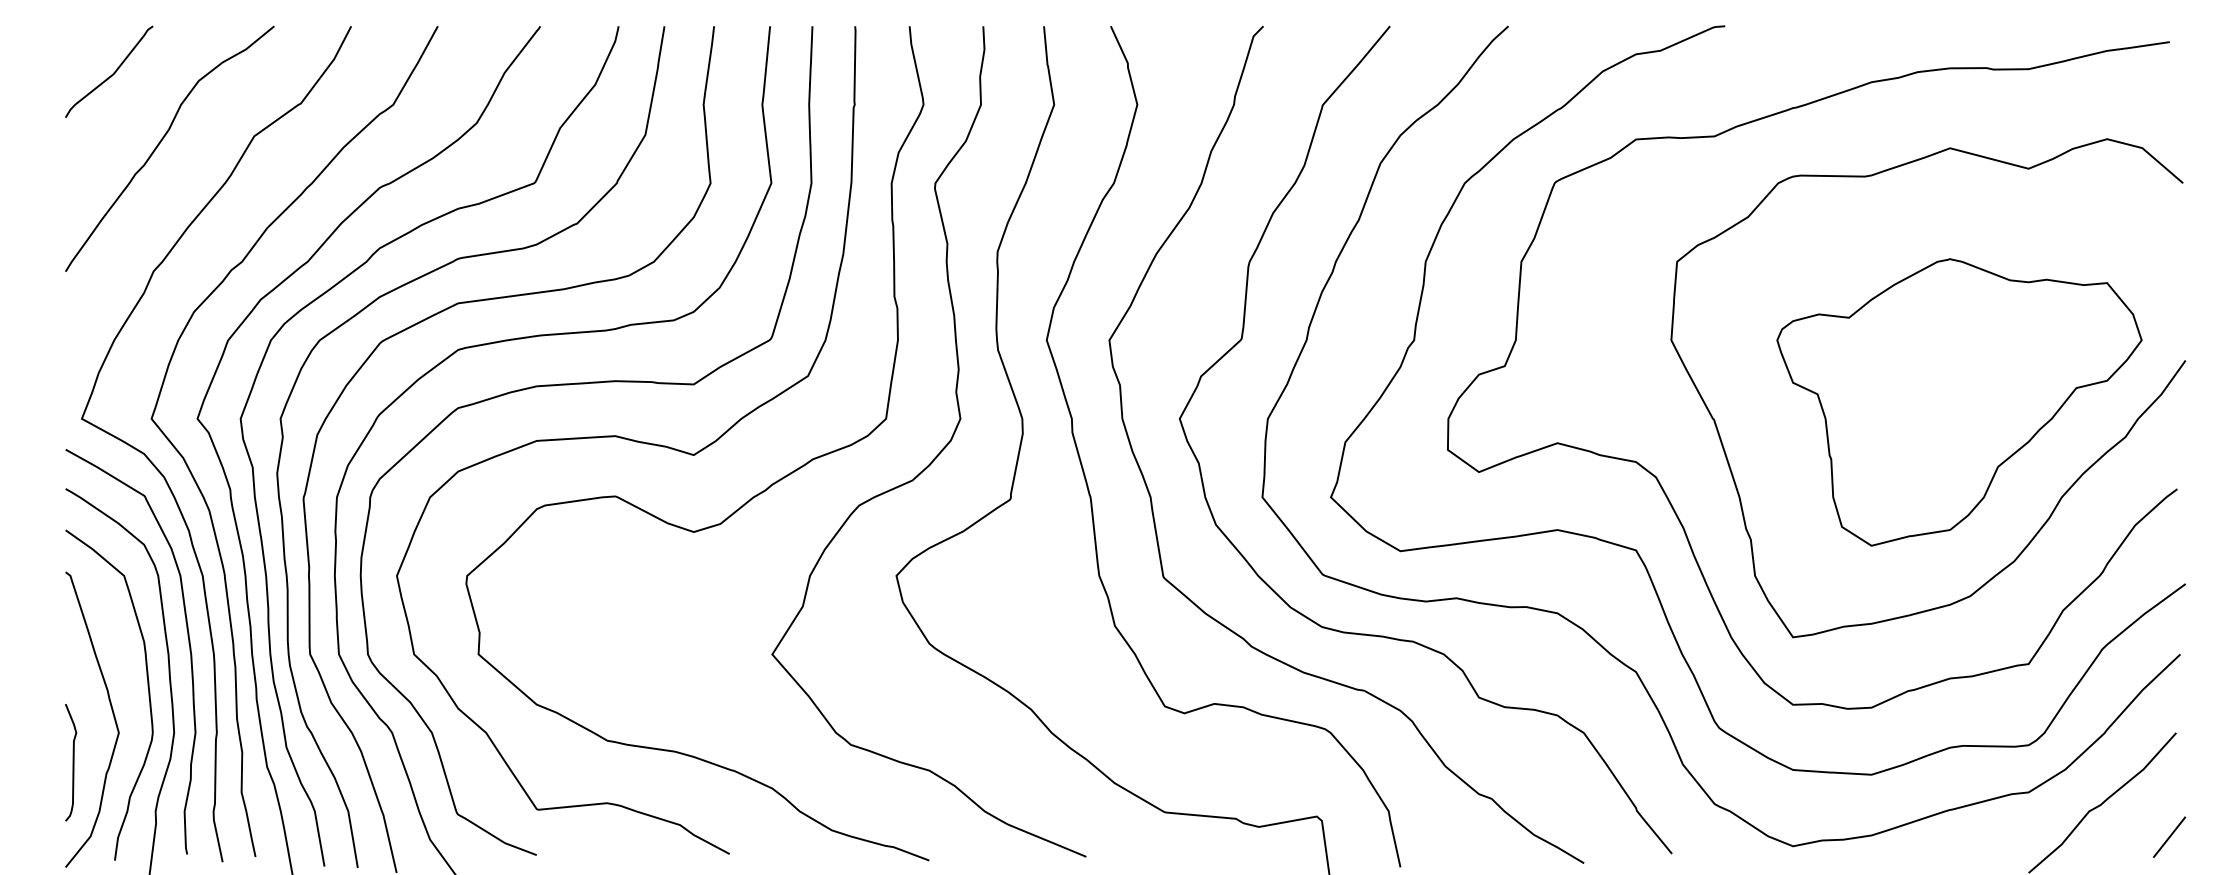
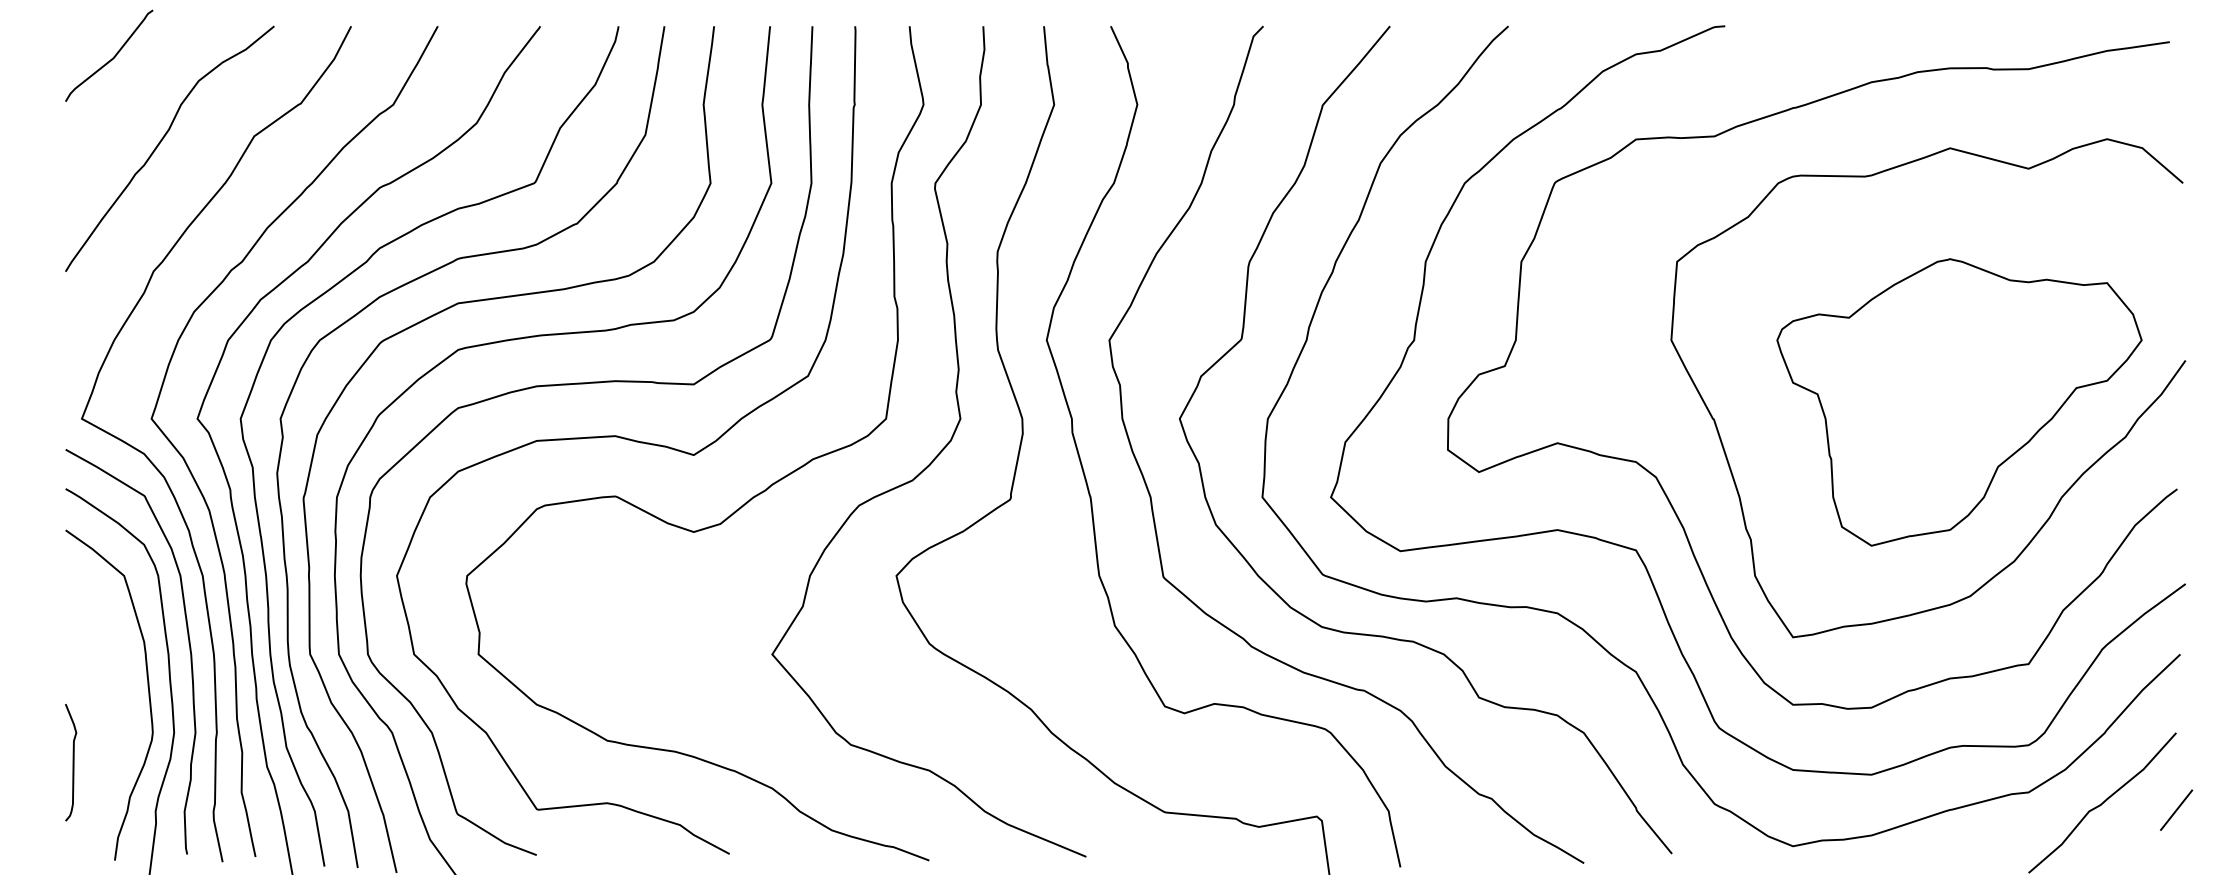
curve position: (112, 73) -> (112, 57) (112, 57)
curve: present -> none (112, 714)
line position: (2169, 836) -> (2176, 809) (2176, 809)
